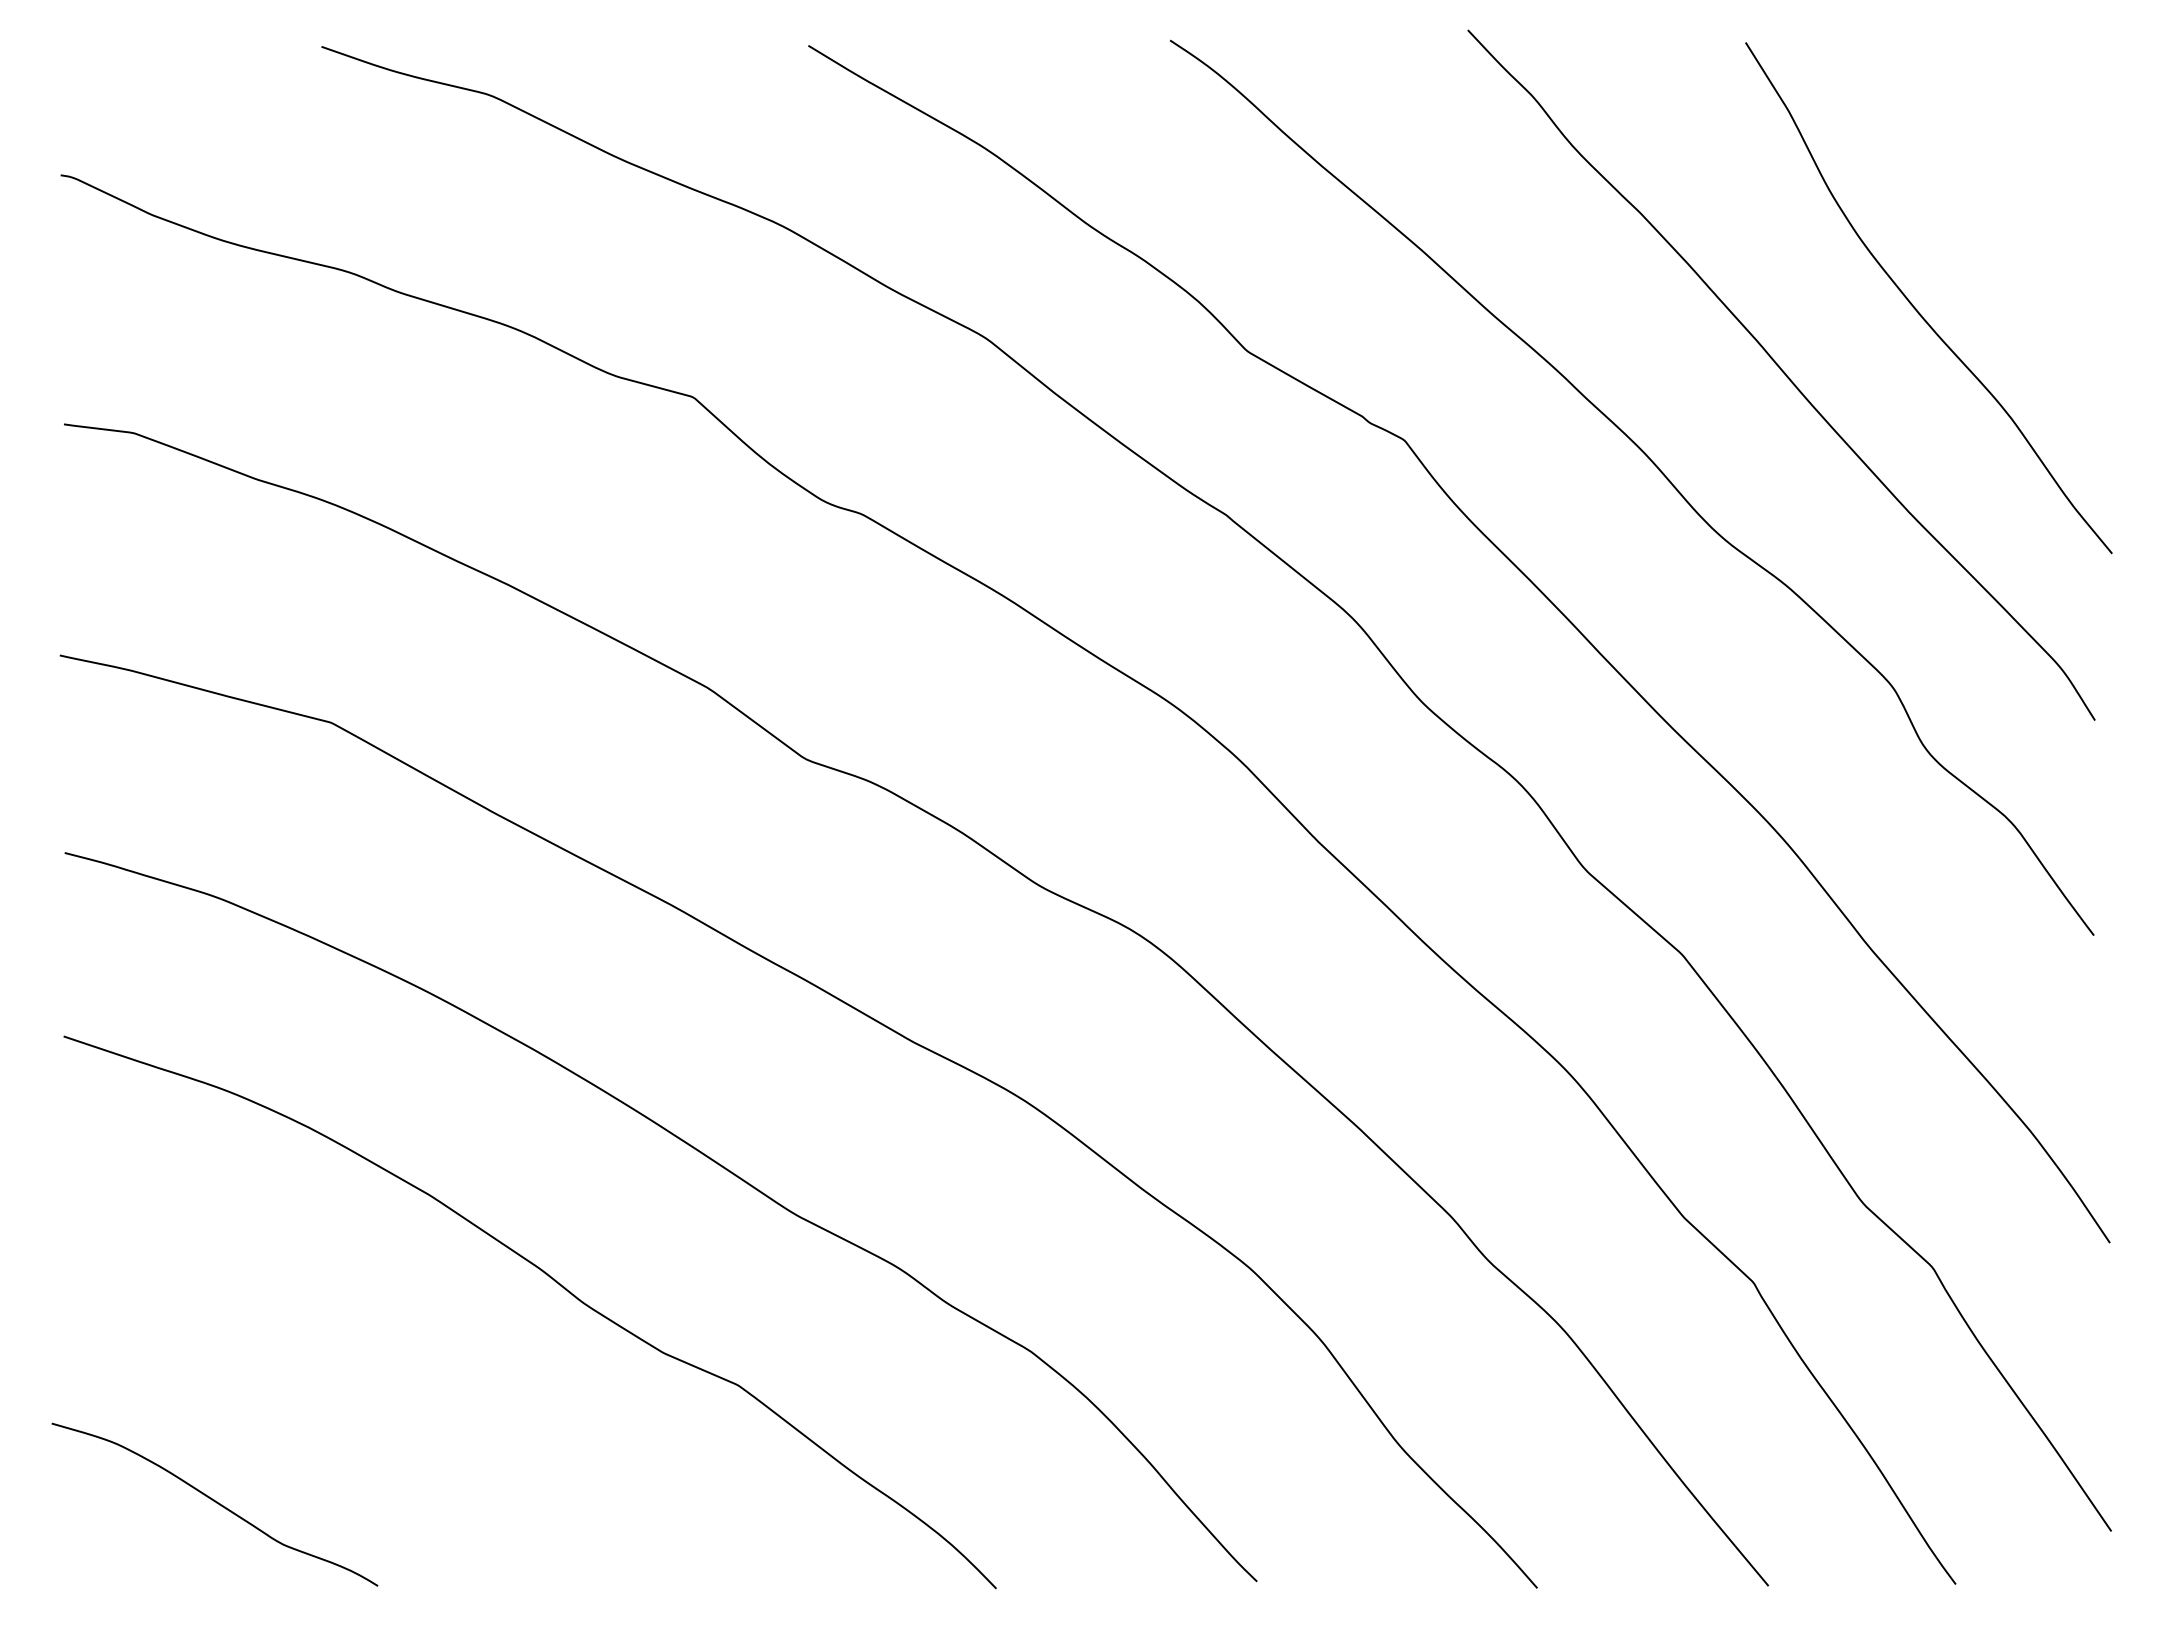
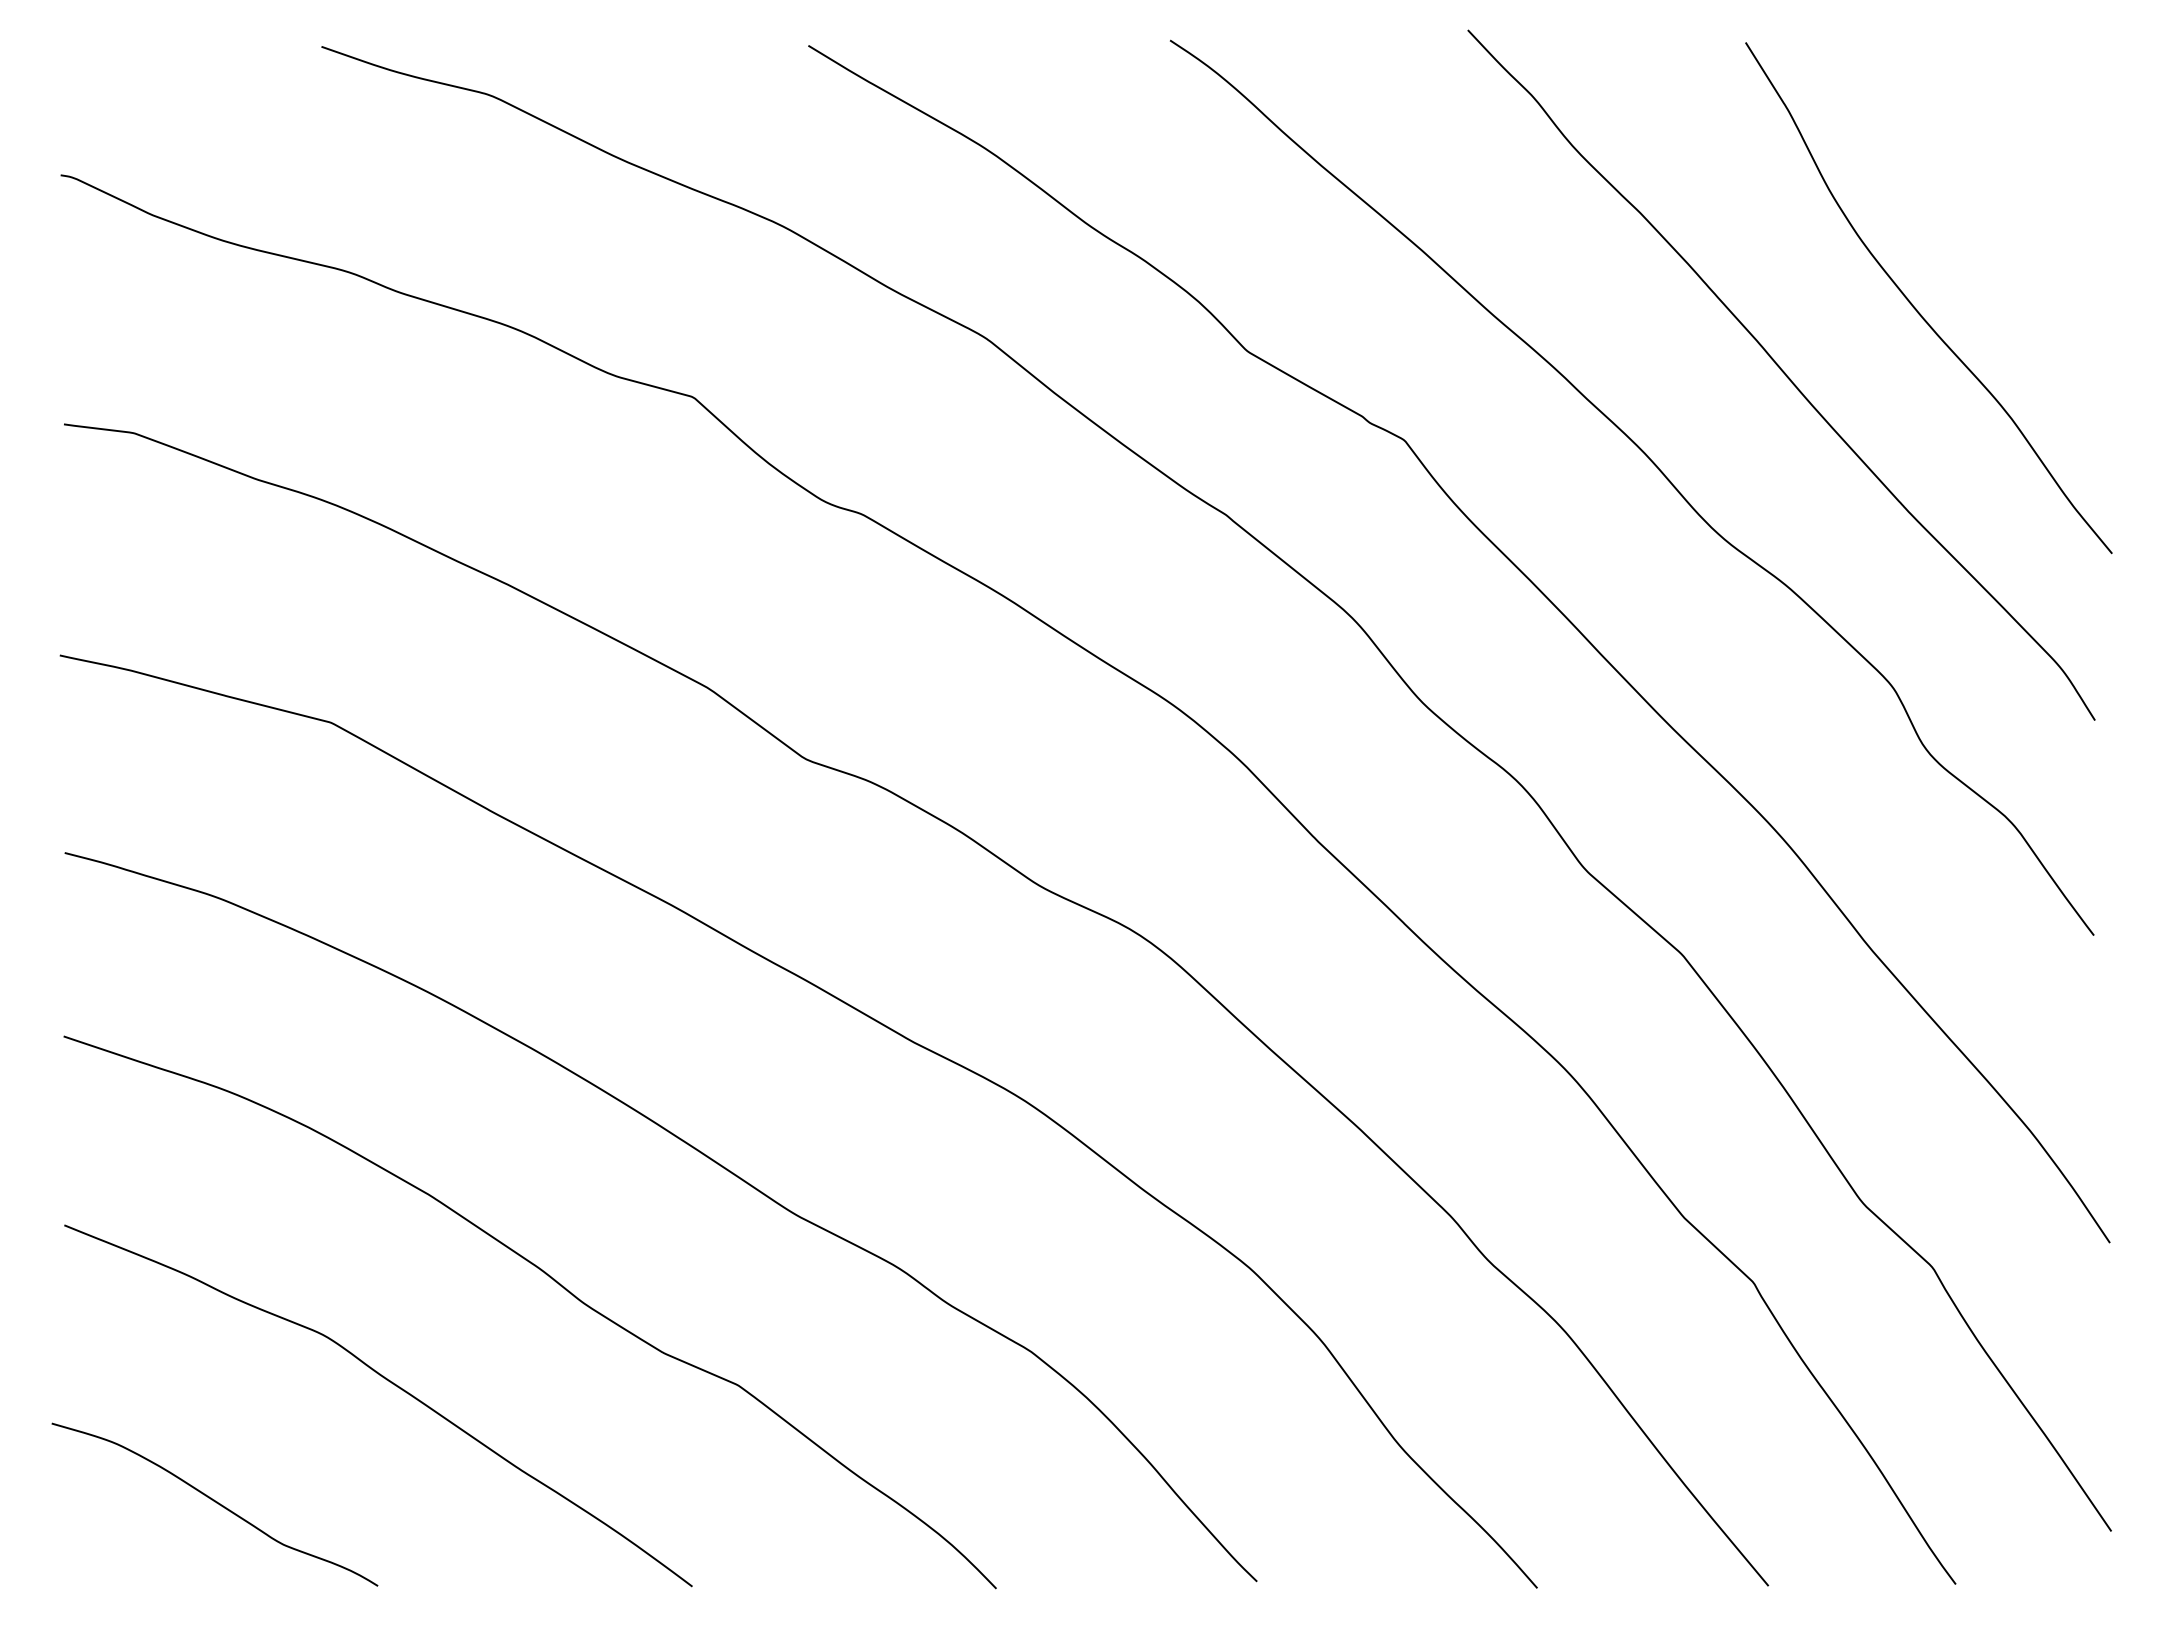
curve: none -> present (392, 1384)
